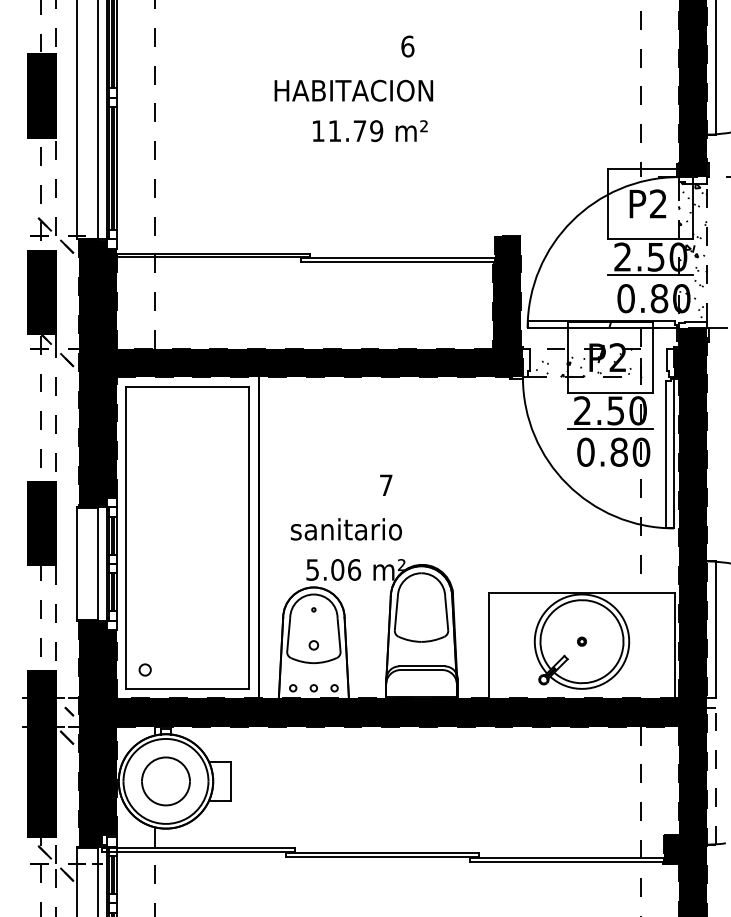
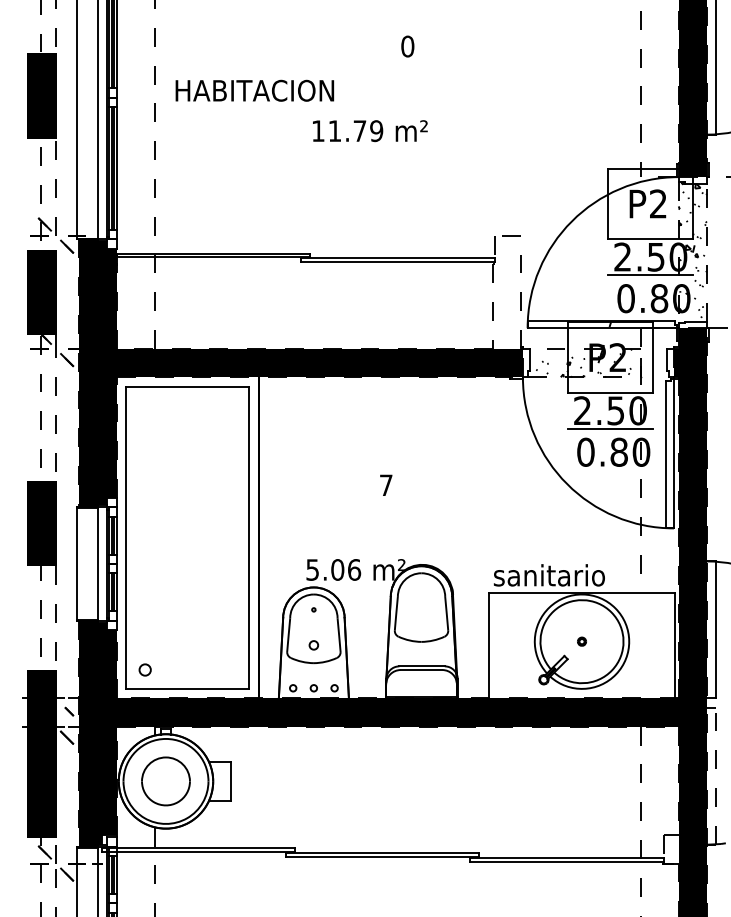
text: 6 -> 0 (407, 46)
text position: (353, 90) -> (254, 90) (254, 90)
fill: present -> none (506, 291)
text position: (345, 529) -> (548, 575) (548, 575)
fill: present -> none (670, 849)
